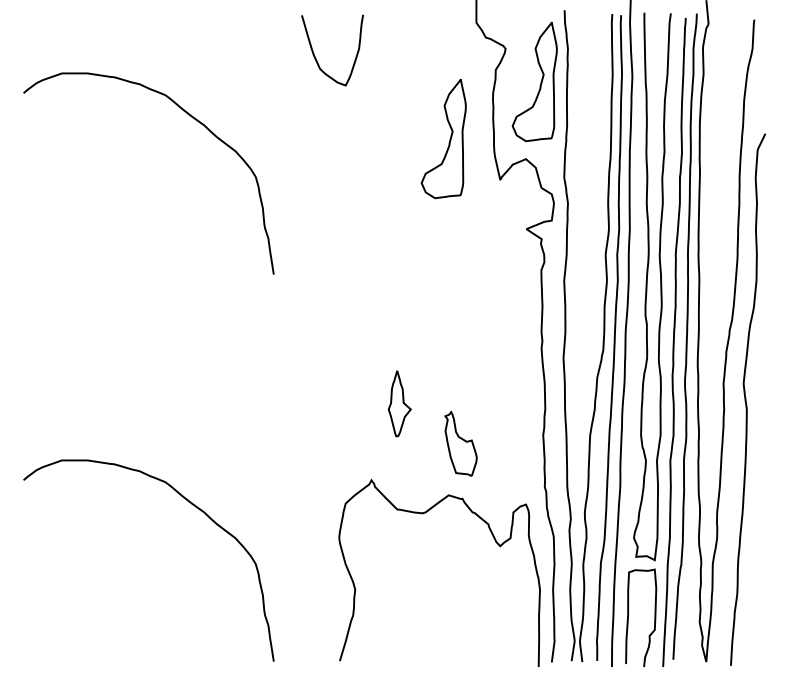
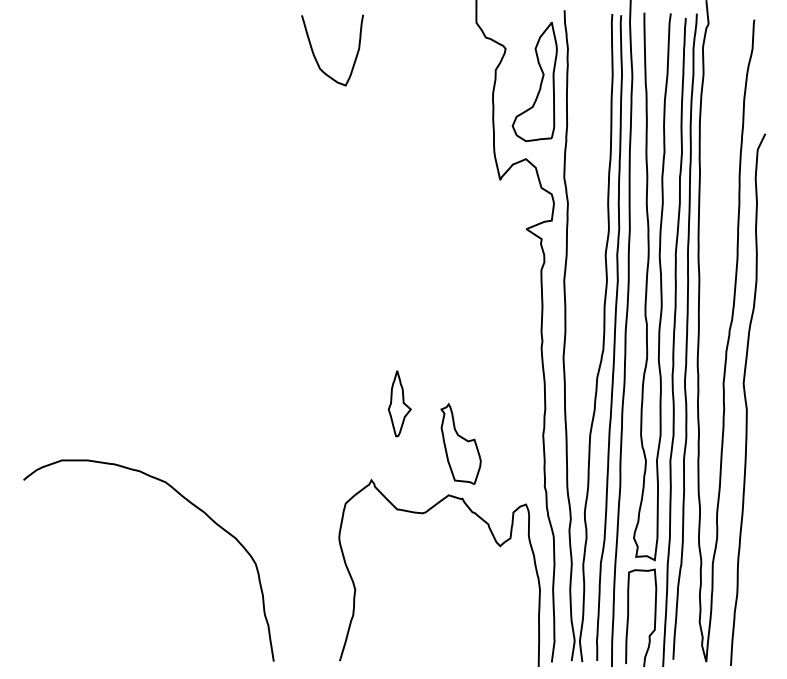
curve: present -> none (192, 118)
part: present -> none (443, 139)
part size: 34x67 px -> 42x83 px (460, 443)
